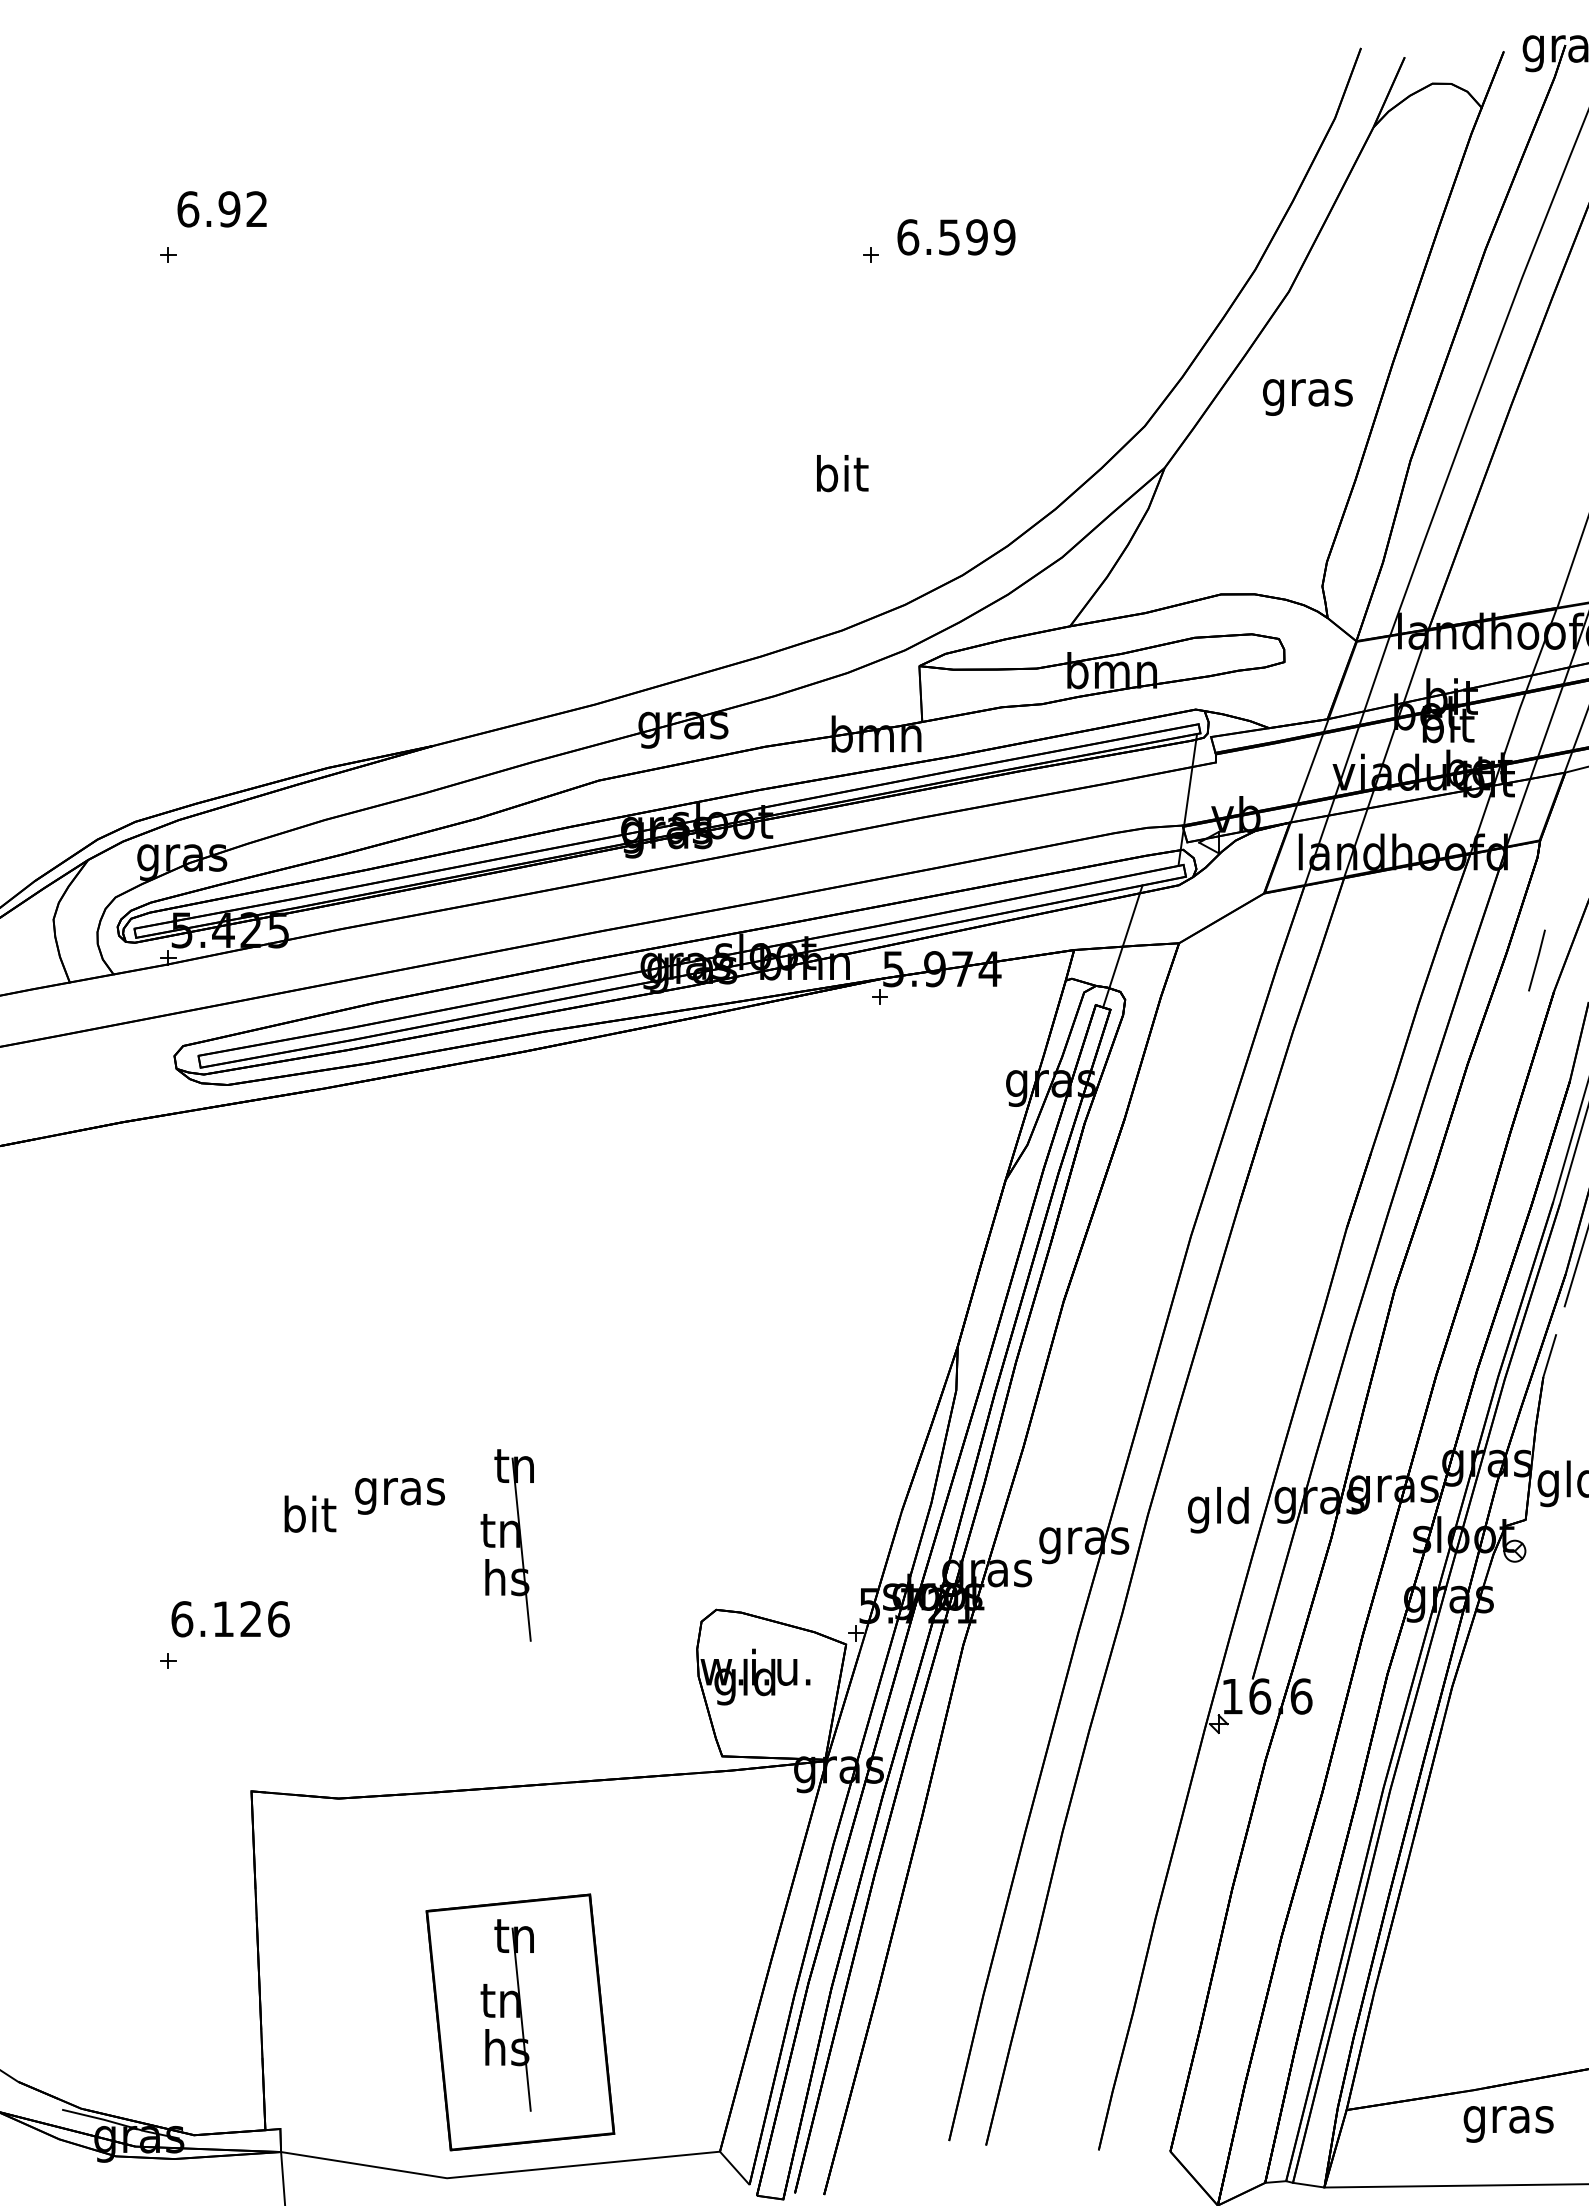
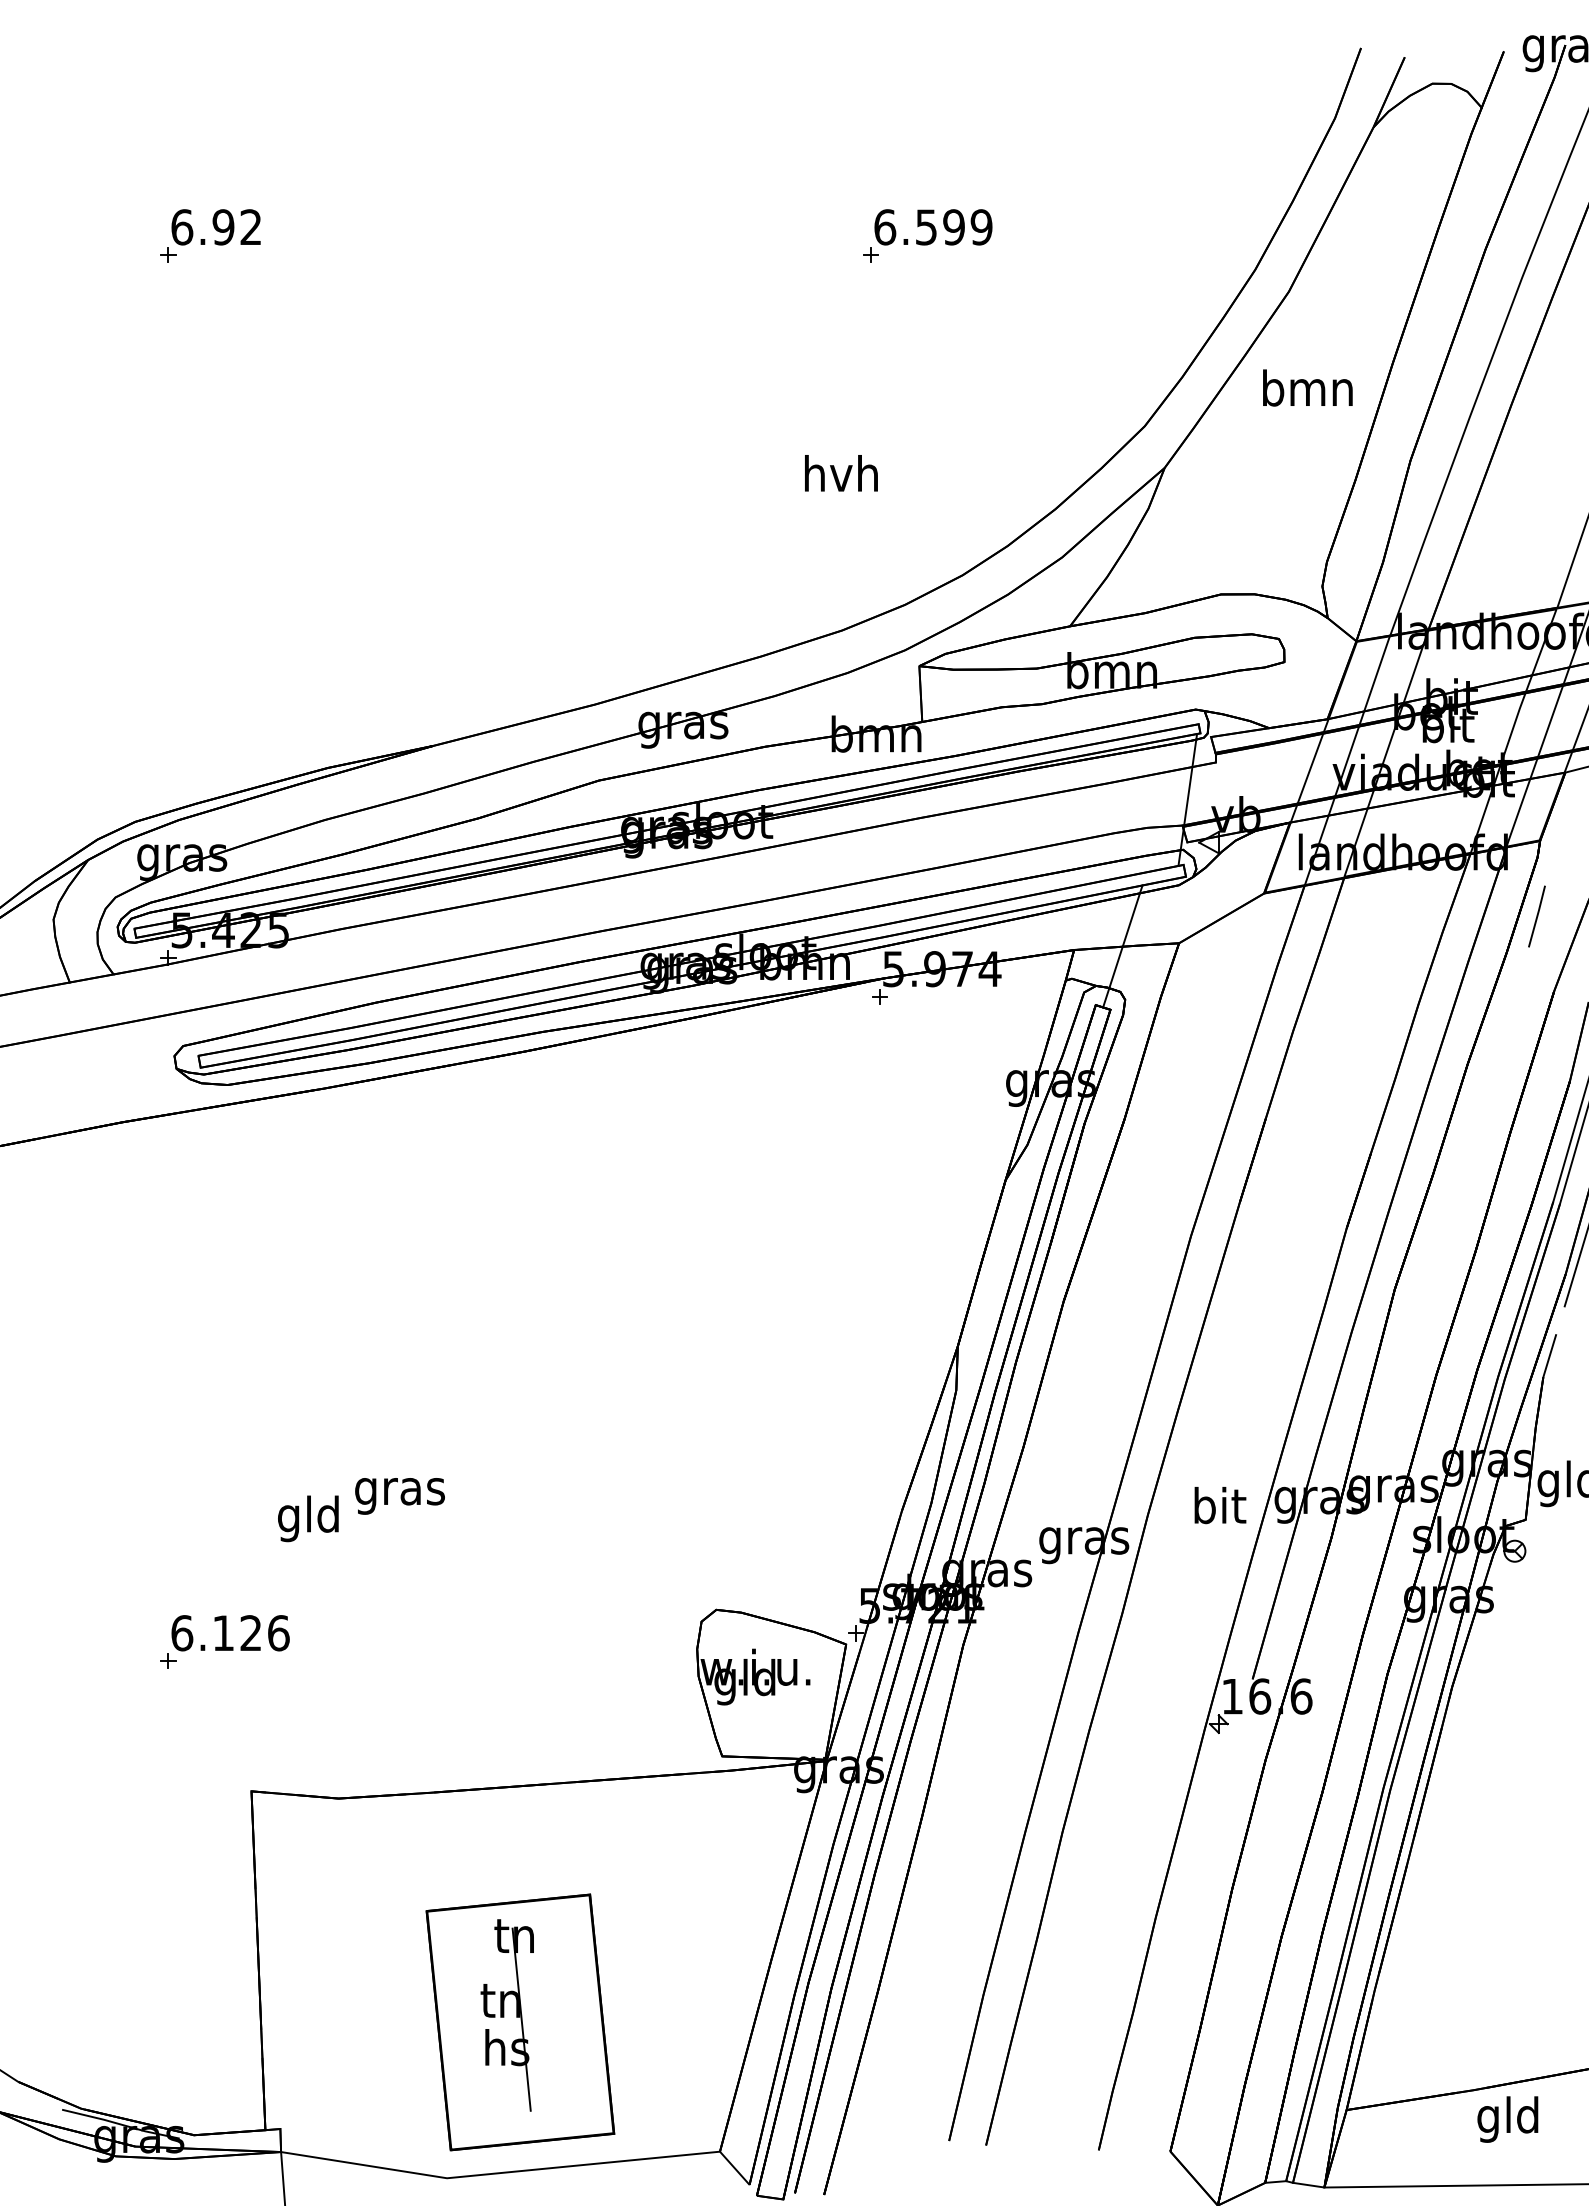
text position: (221, 209) -> (215, 227) (215, 227)
text position: (956, 237) -> (933, 227) (933, 227)
text: gras -> bmn (1307, 392)
text: bit -> hvh (841, 473)
line position: (1536, 960) -> (1536, 916) (1536, 916)
text: gld -> bit (1218, 1509)
text: bit -> gld (308, 1518)
part: present -> none (506, 1545)
text position: (230, 1619) -> (230, 1633) (230, 1633)
text: gras -> gld (1508, 2119)
